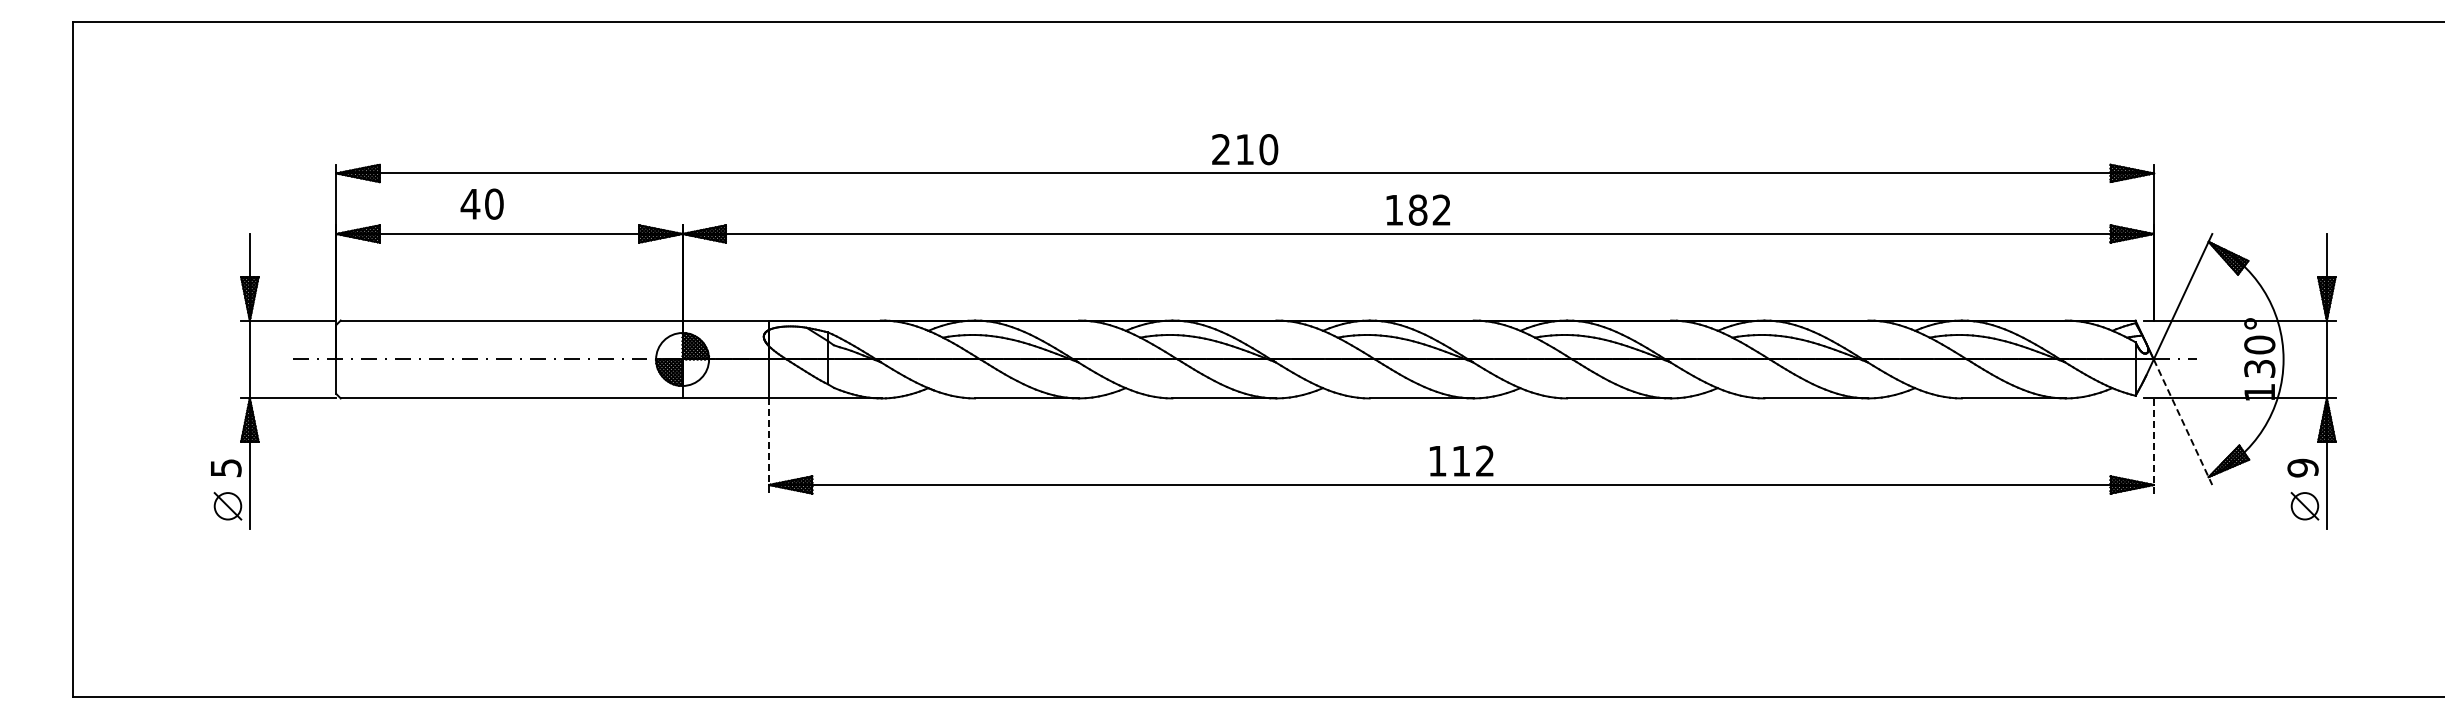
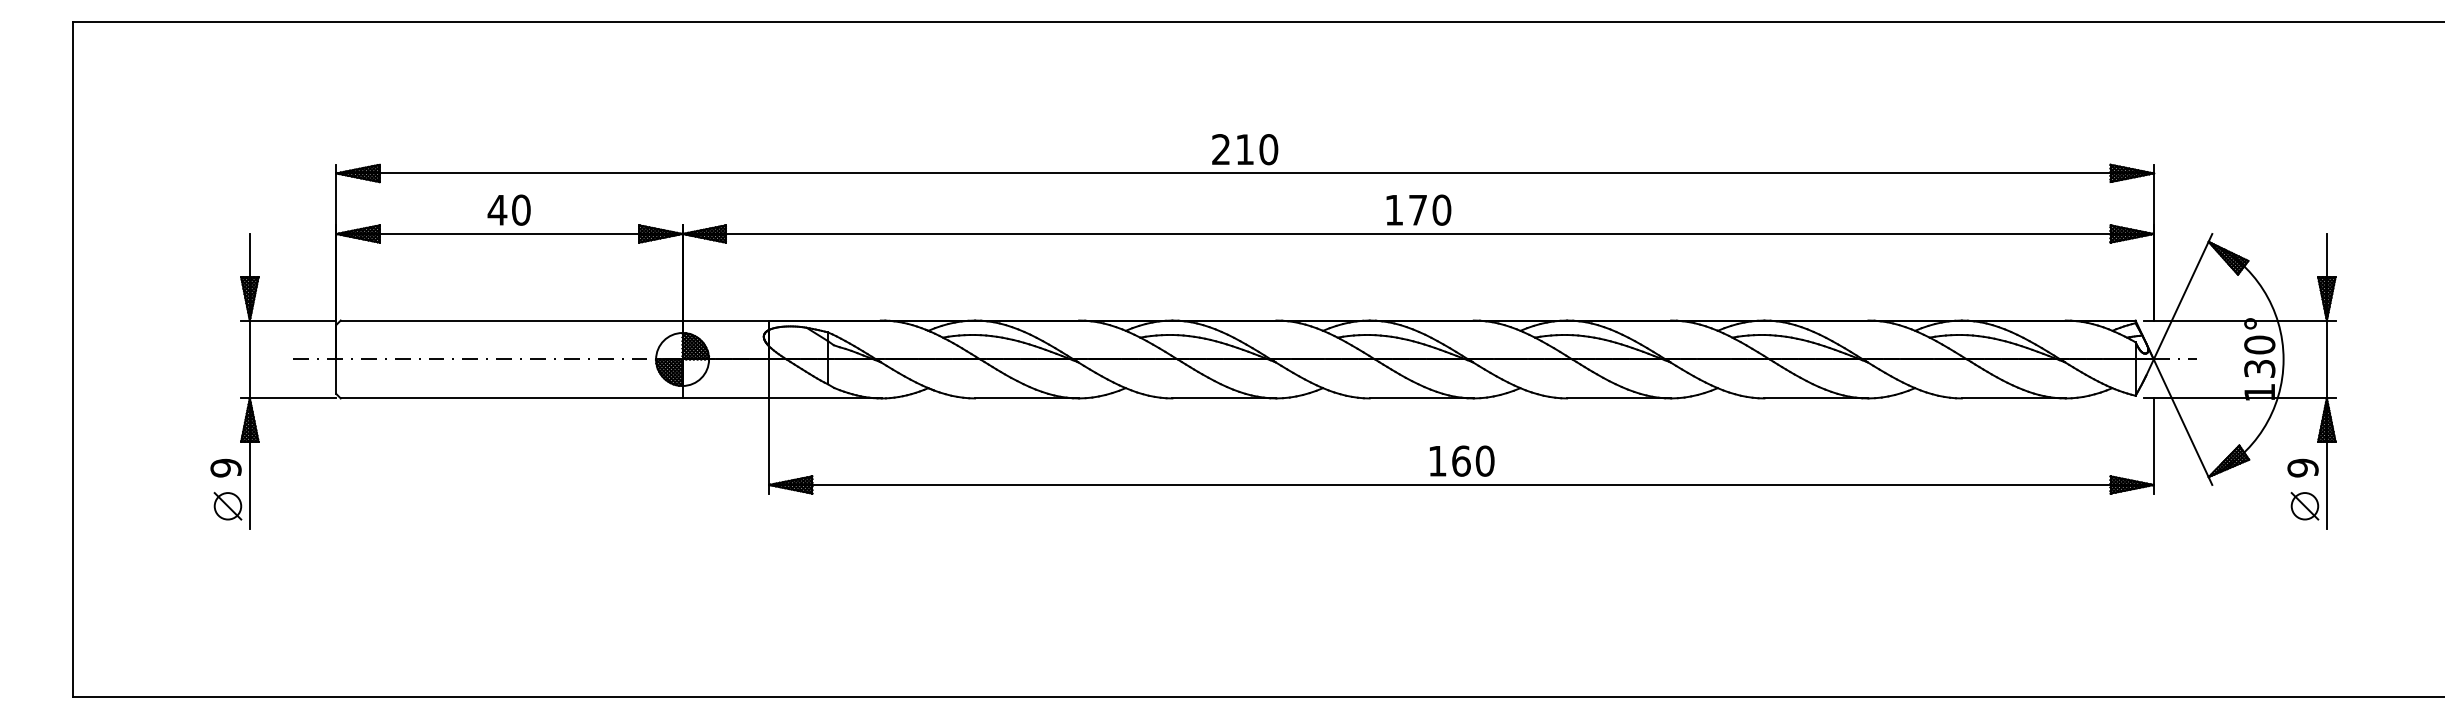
text position: (481, 203) -> (508, 209) (508, 209)
text: 182 -> 170 (1429, 209)
line: dashed -> solid (2183, 422)
line: dashed -> solid (769, 446)
line: dashed -> solid (2153, 446)
text: 112 -> 160 (1473, 460)
text: 5 -> 9 (225, 467)
